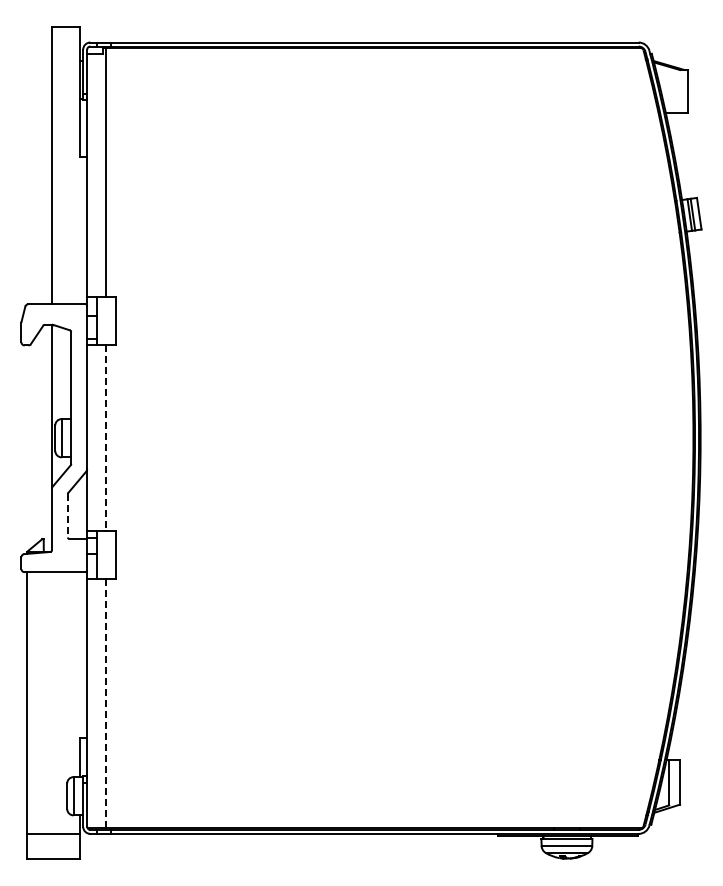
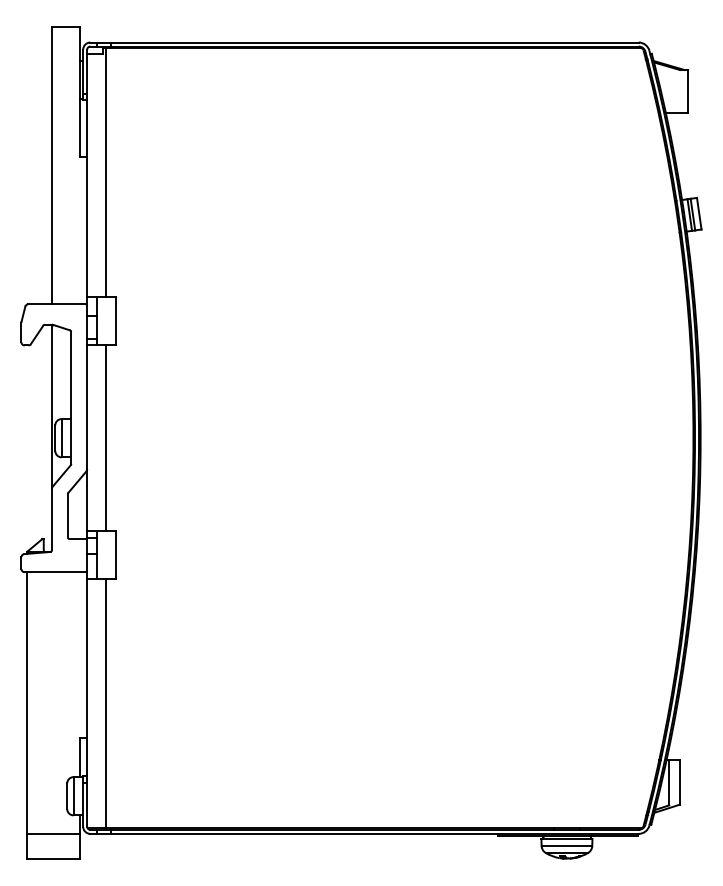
line: dashed -> solid (106, 438)
line: dashed -> solid (67, 515)
line: dashed -> solid (106, 703)
